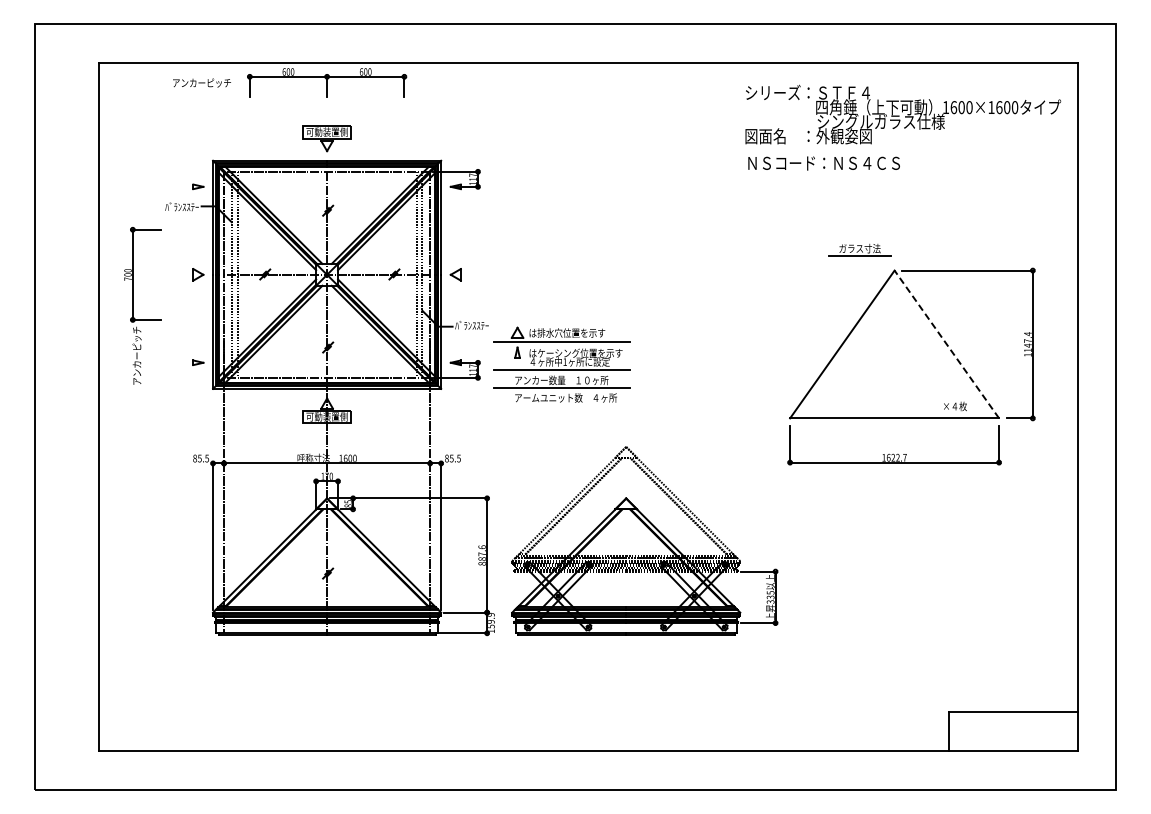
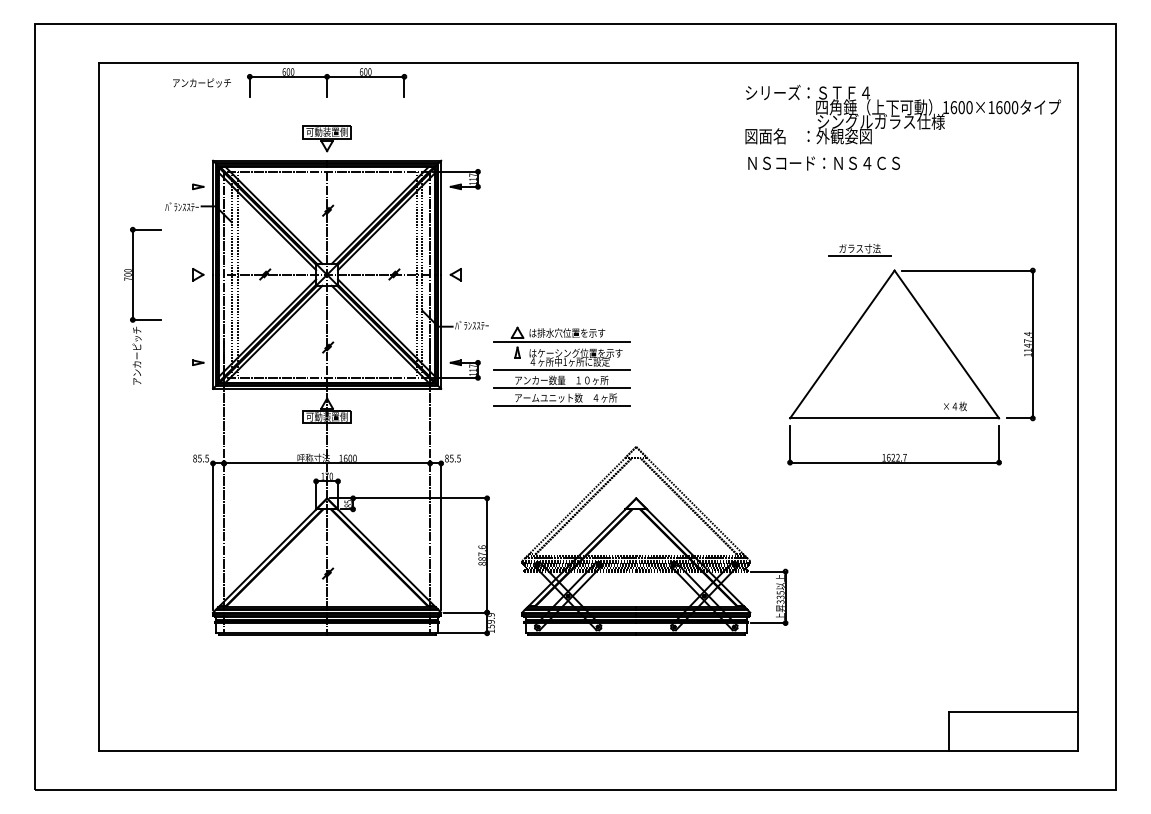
line: dashed -> solid (946, 344)
line: none -> present (561, 405)
part position: (644, 540) -> (654, 540) (654, 540)
